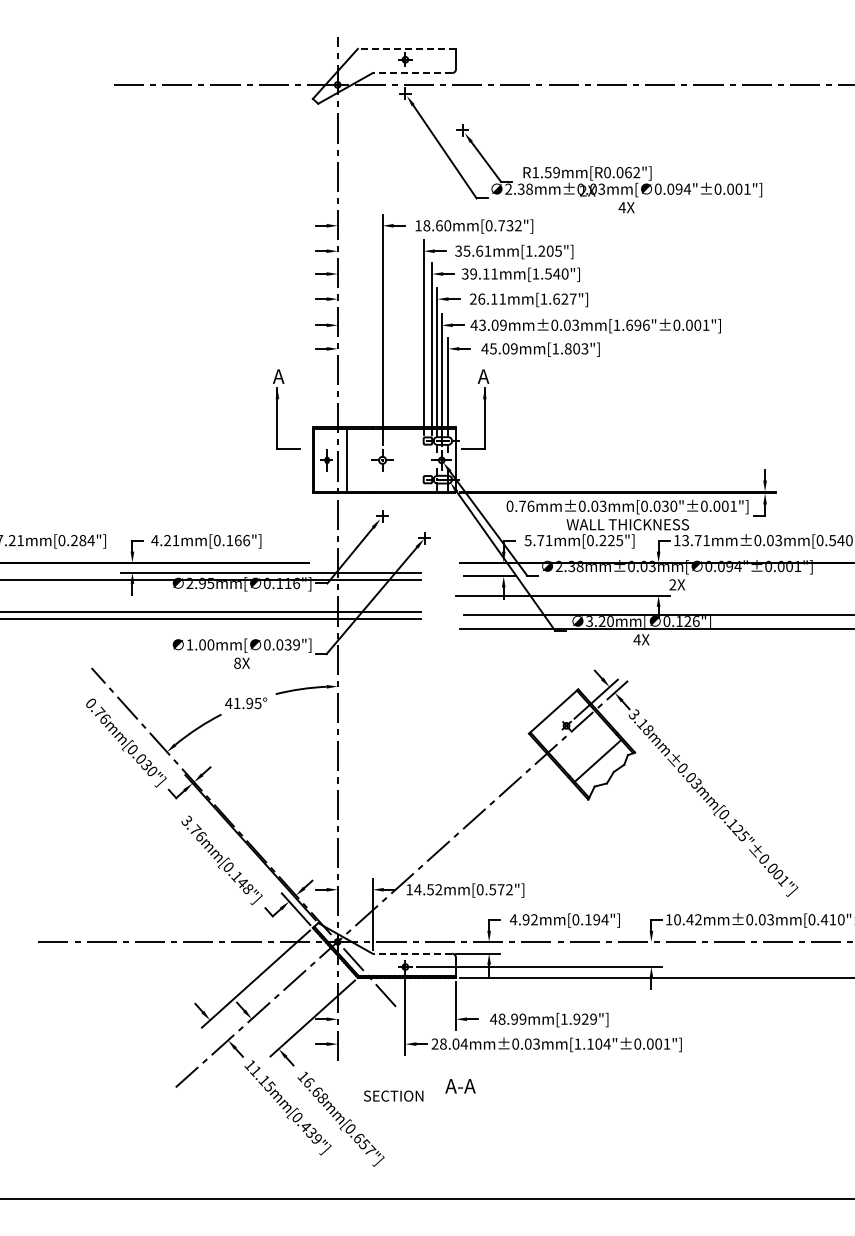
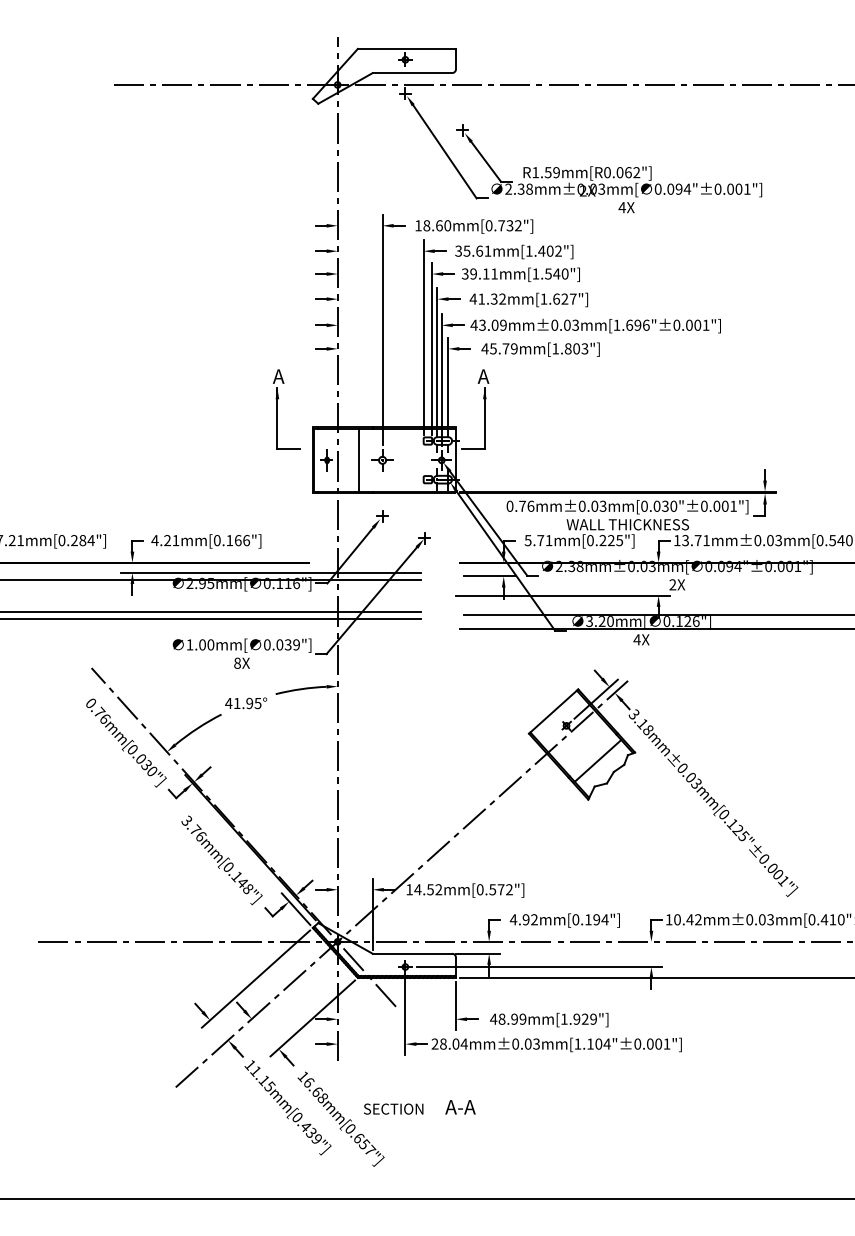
line: dashed -> solid (406, 48)
line: dashed -> solid (412, 73)
text: 35.61mm[1.205"] -> 35.61mm[1.402"] (549, 250)
text: 26.11mm[1.627"] -> 41.32mm[1.627"] (487, 298)
text: 45.09mm[1.803"] -> 45.79mm[1.803"] (505, 348)
line position: (346, 460) -> (358, 460) (358, 460)
line: dashed -> solid (412, 953)
text position: (460, 1086) -> (460, 1107) (460, 1107)
text position: (393, 1095) -> (393, 1108) (393, 1108)
